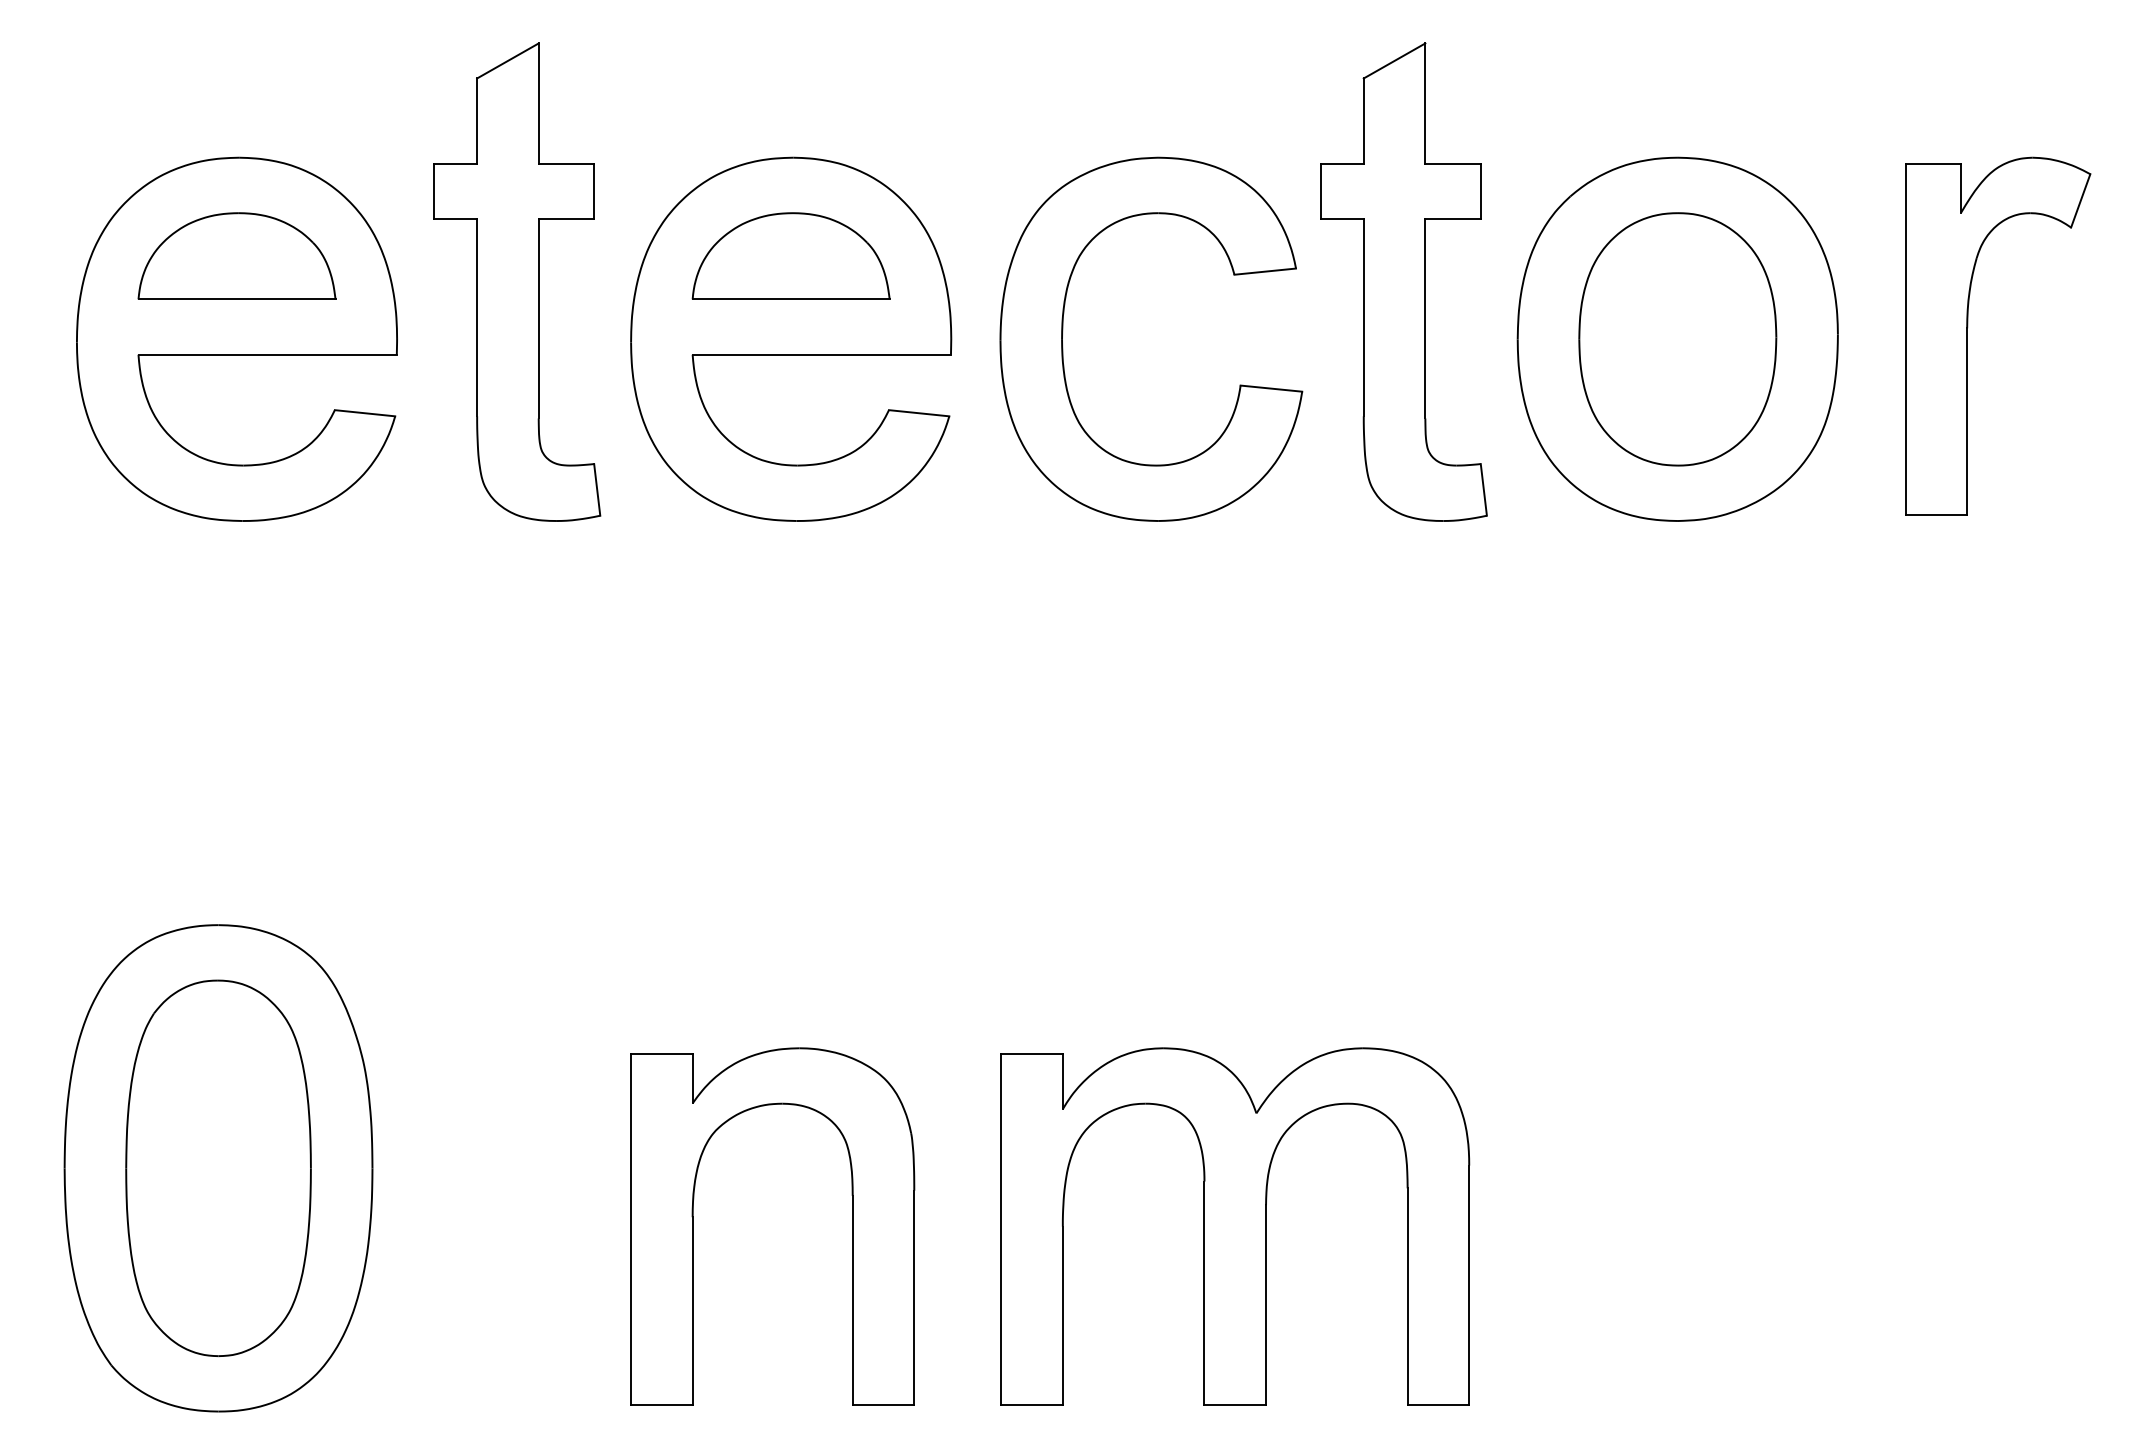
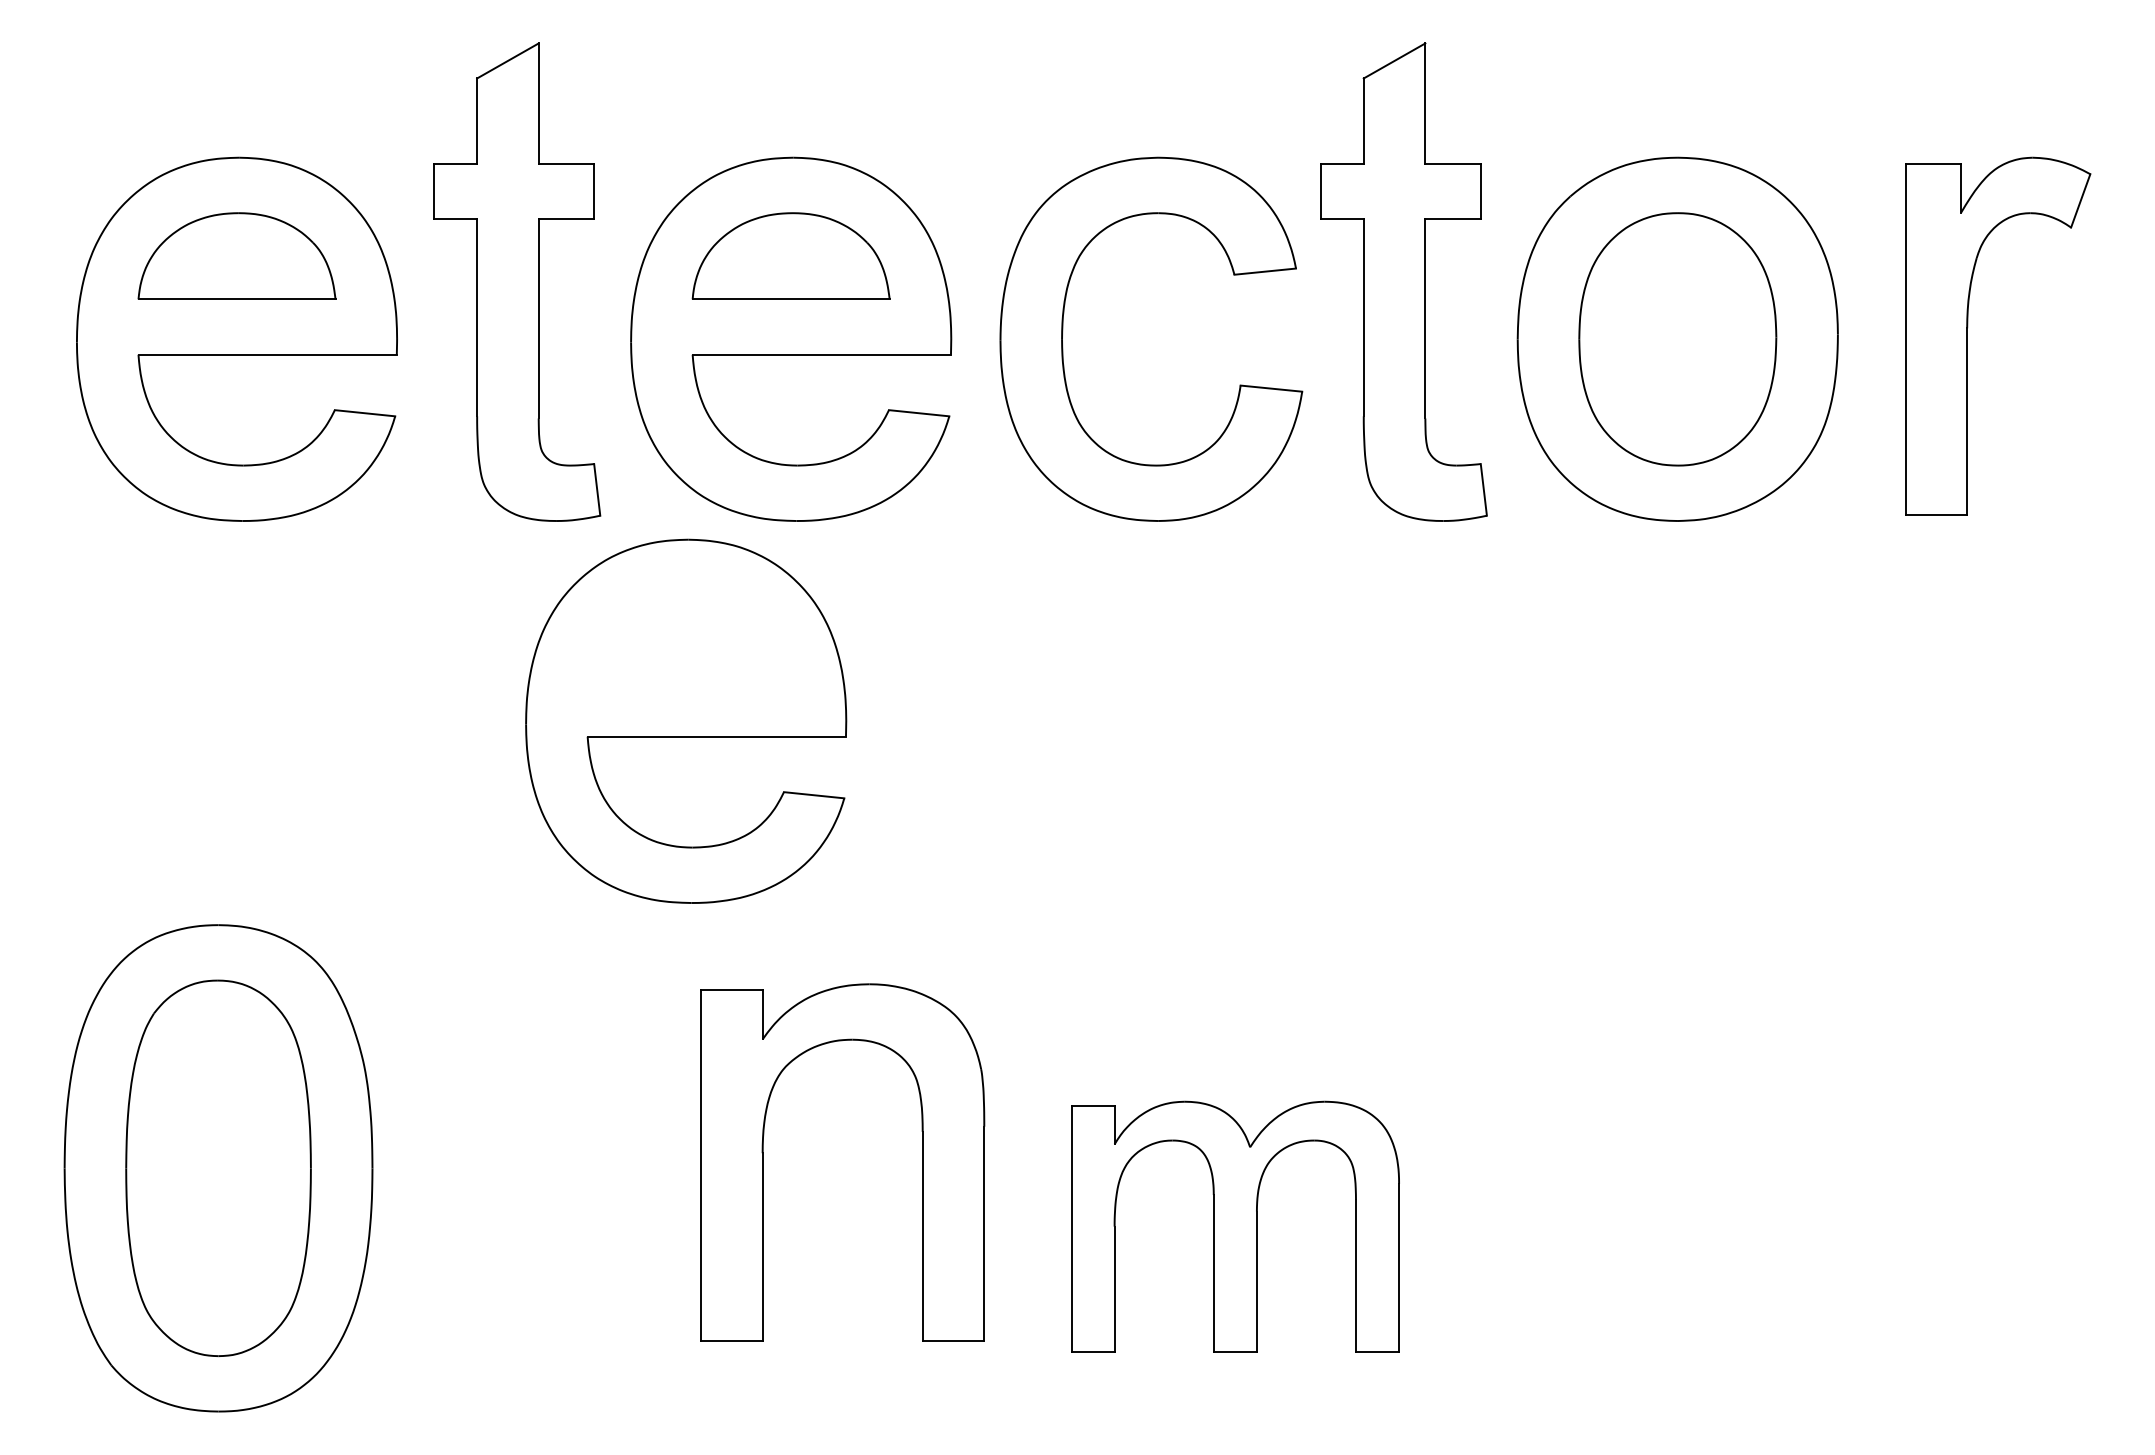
part: none -> present (686, 720)
part position: (693, 1226) -> (763, 1162) (763, 1162)
part size: 471x359 px -> 329x253 px (1235, 1226)
